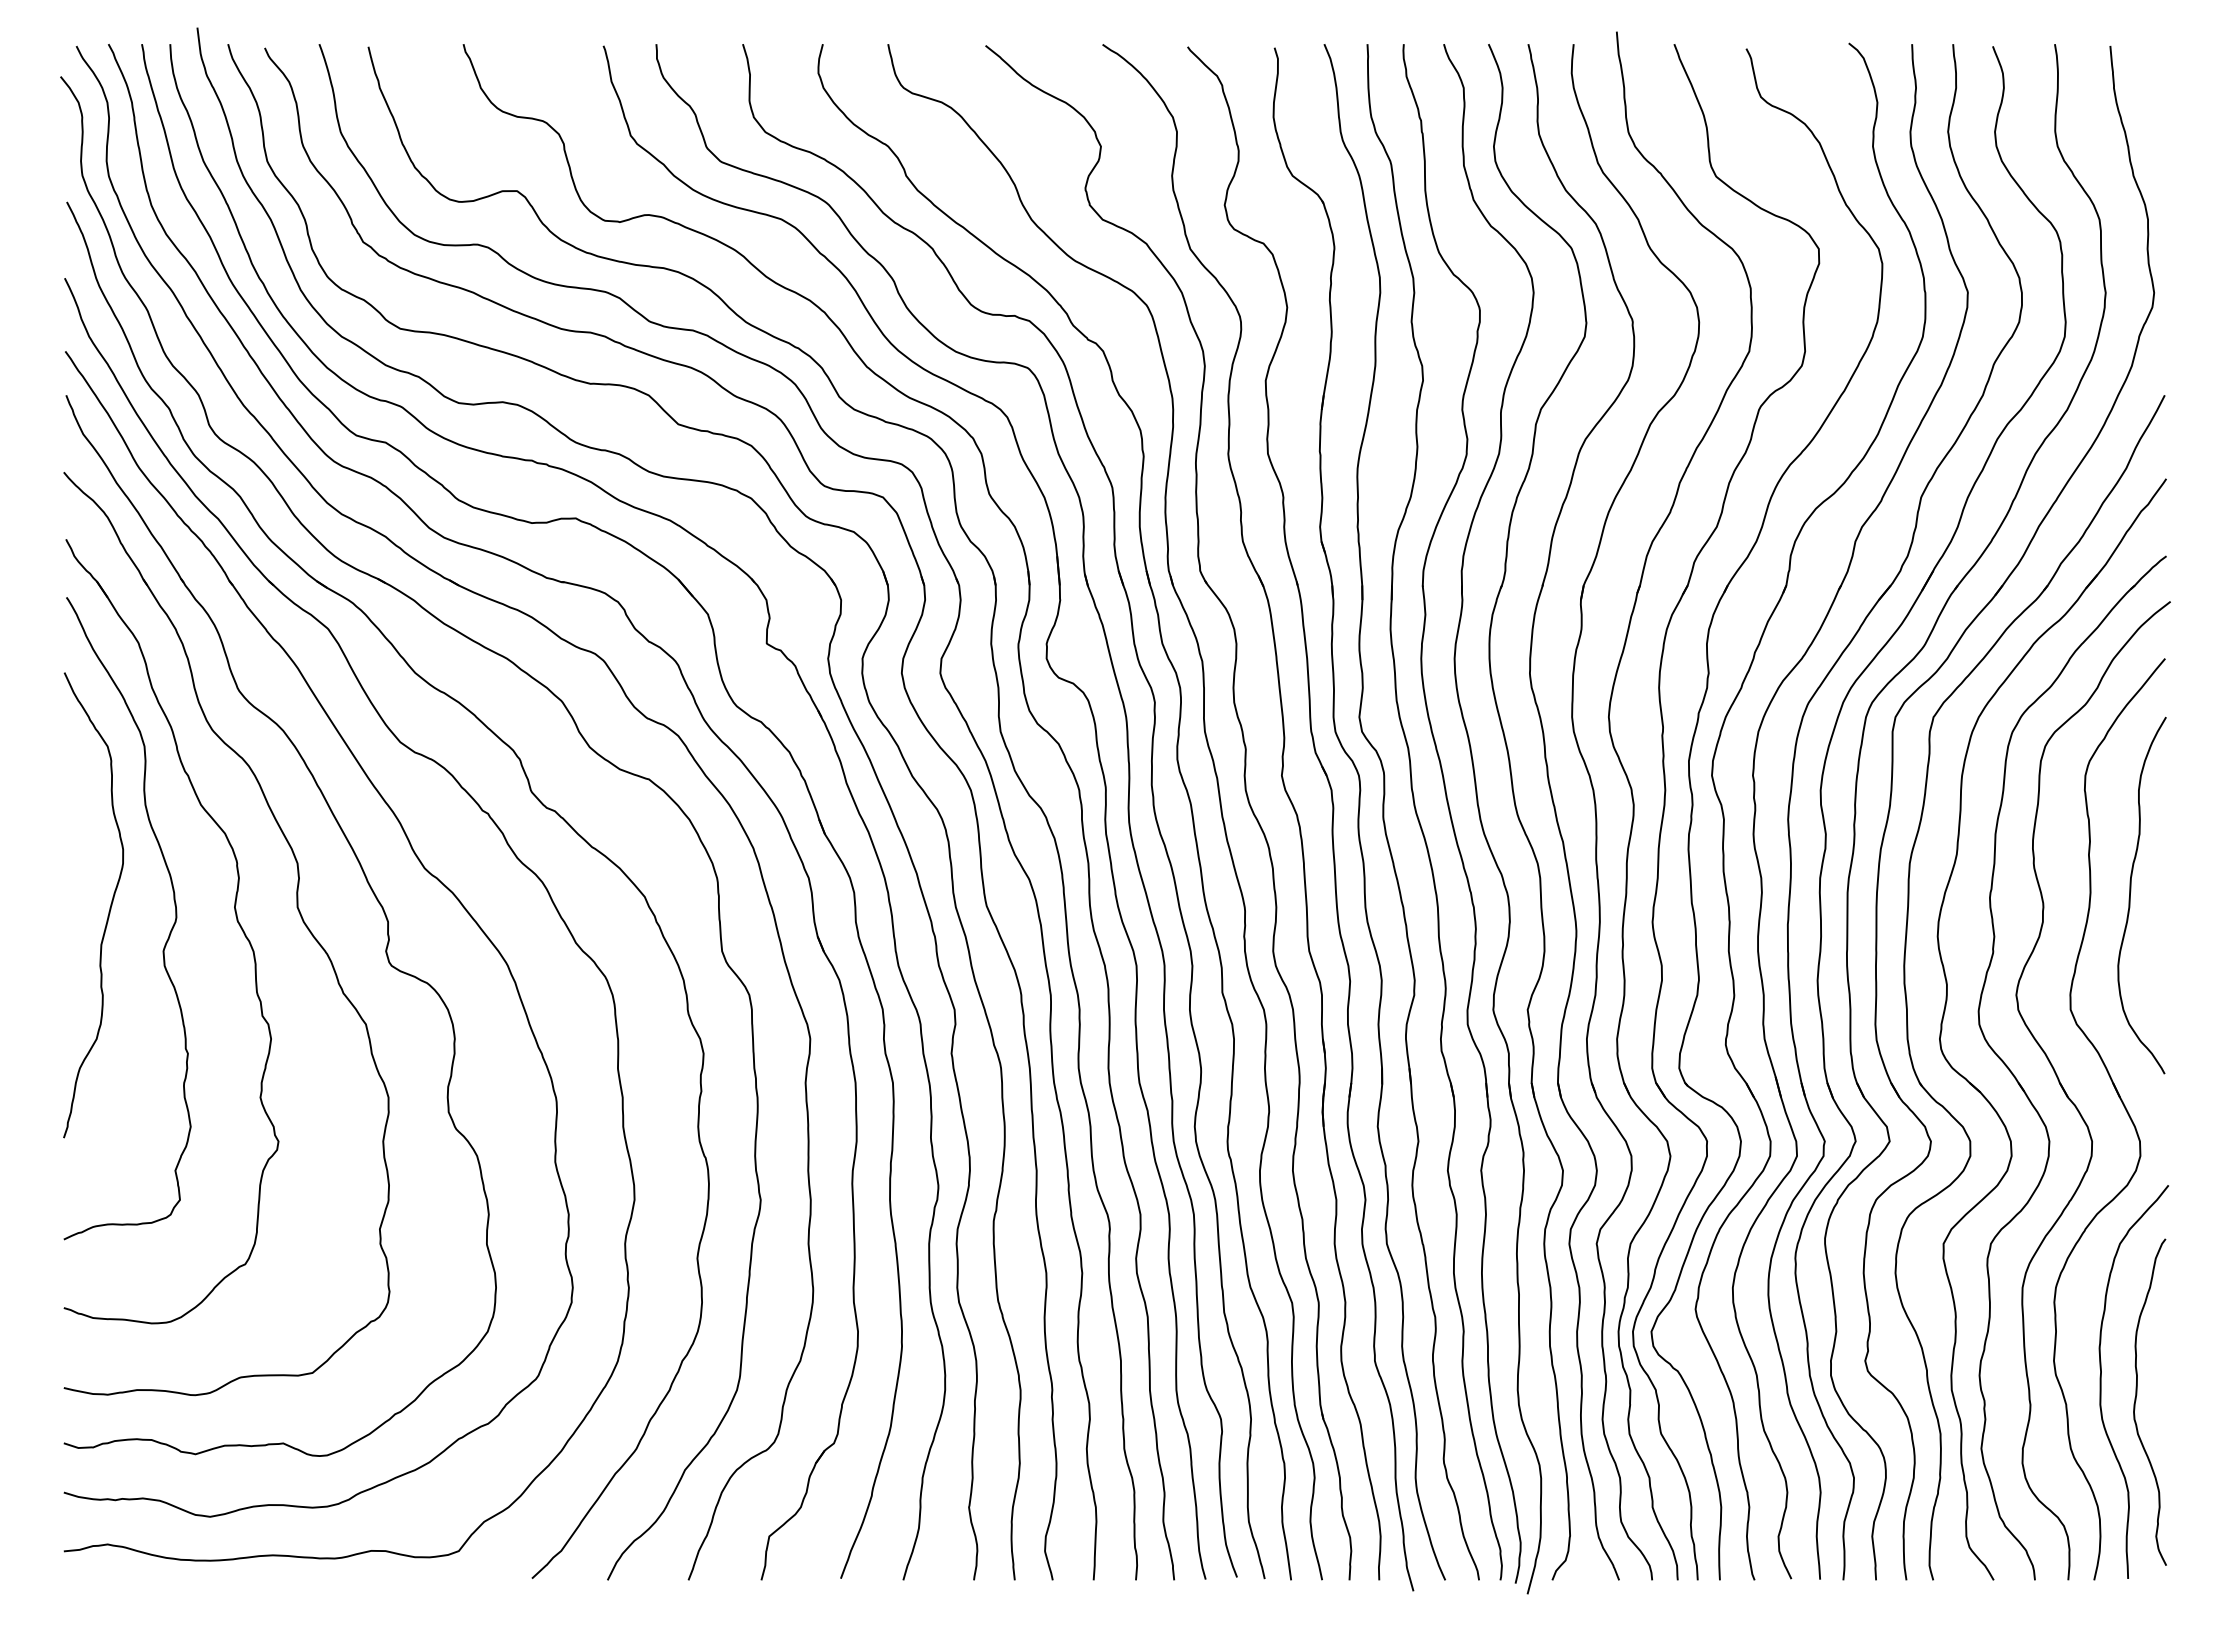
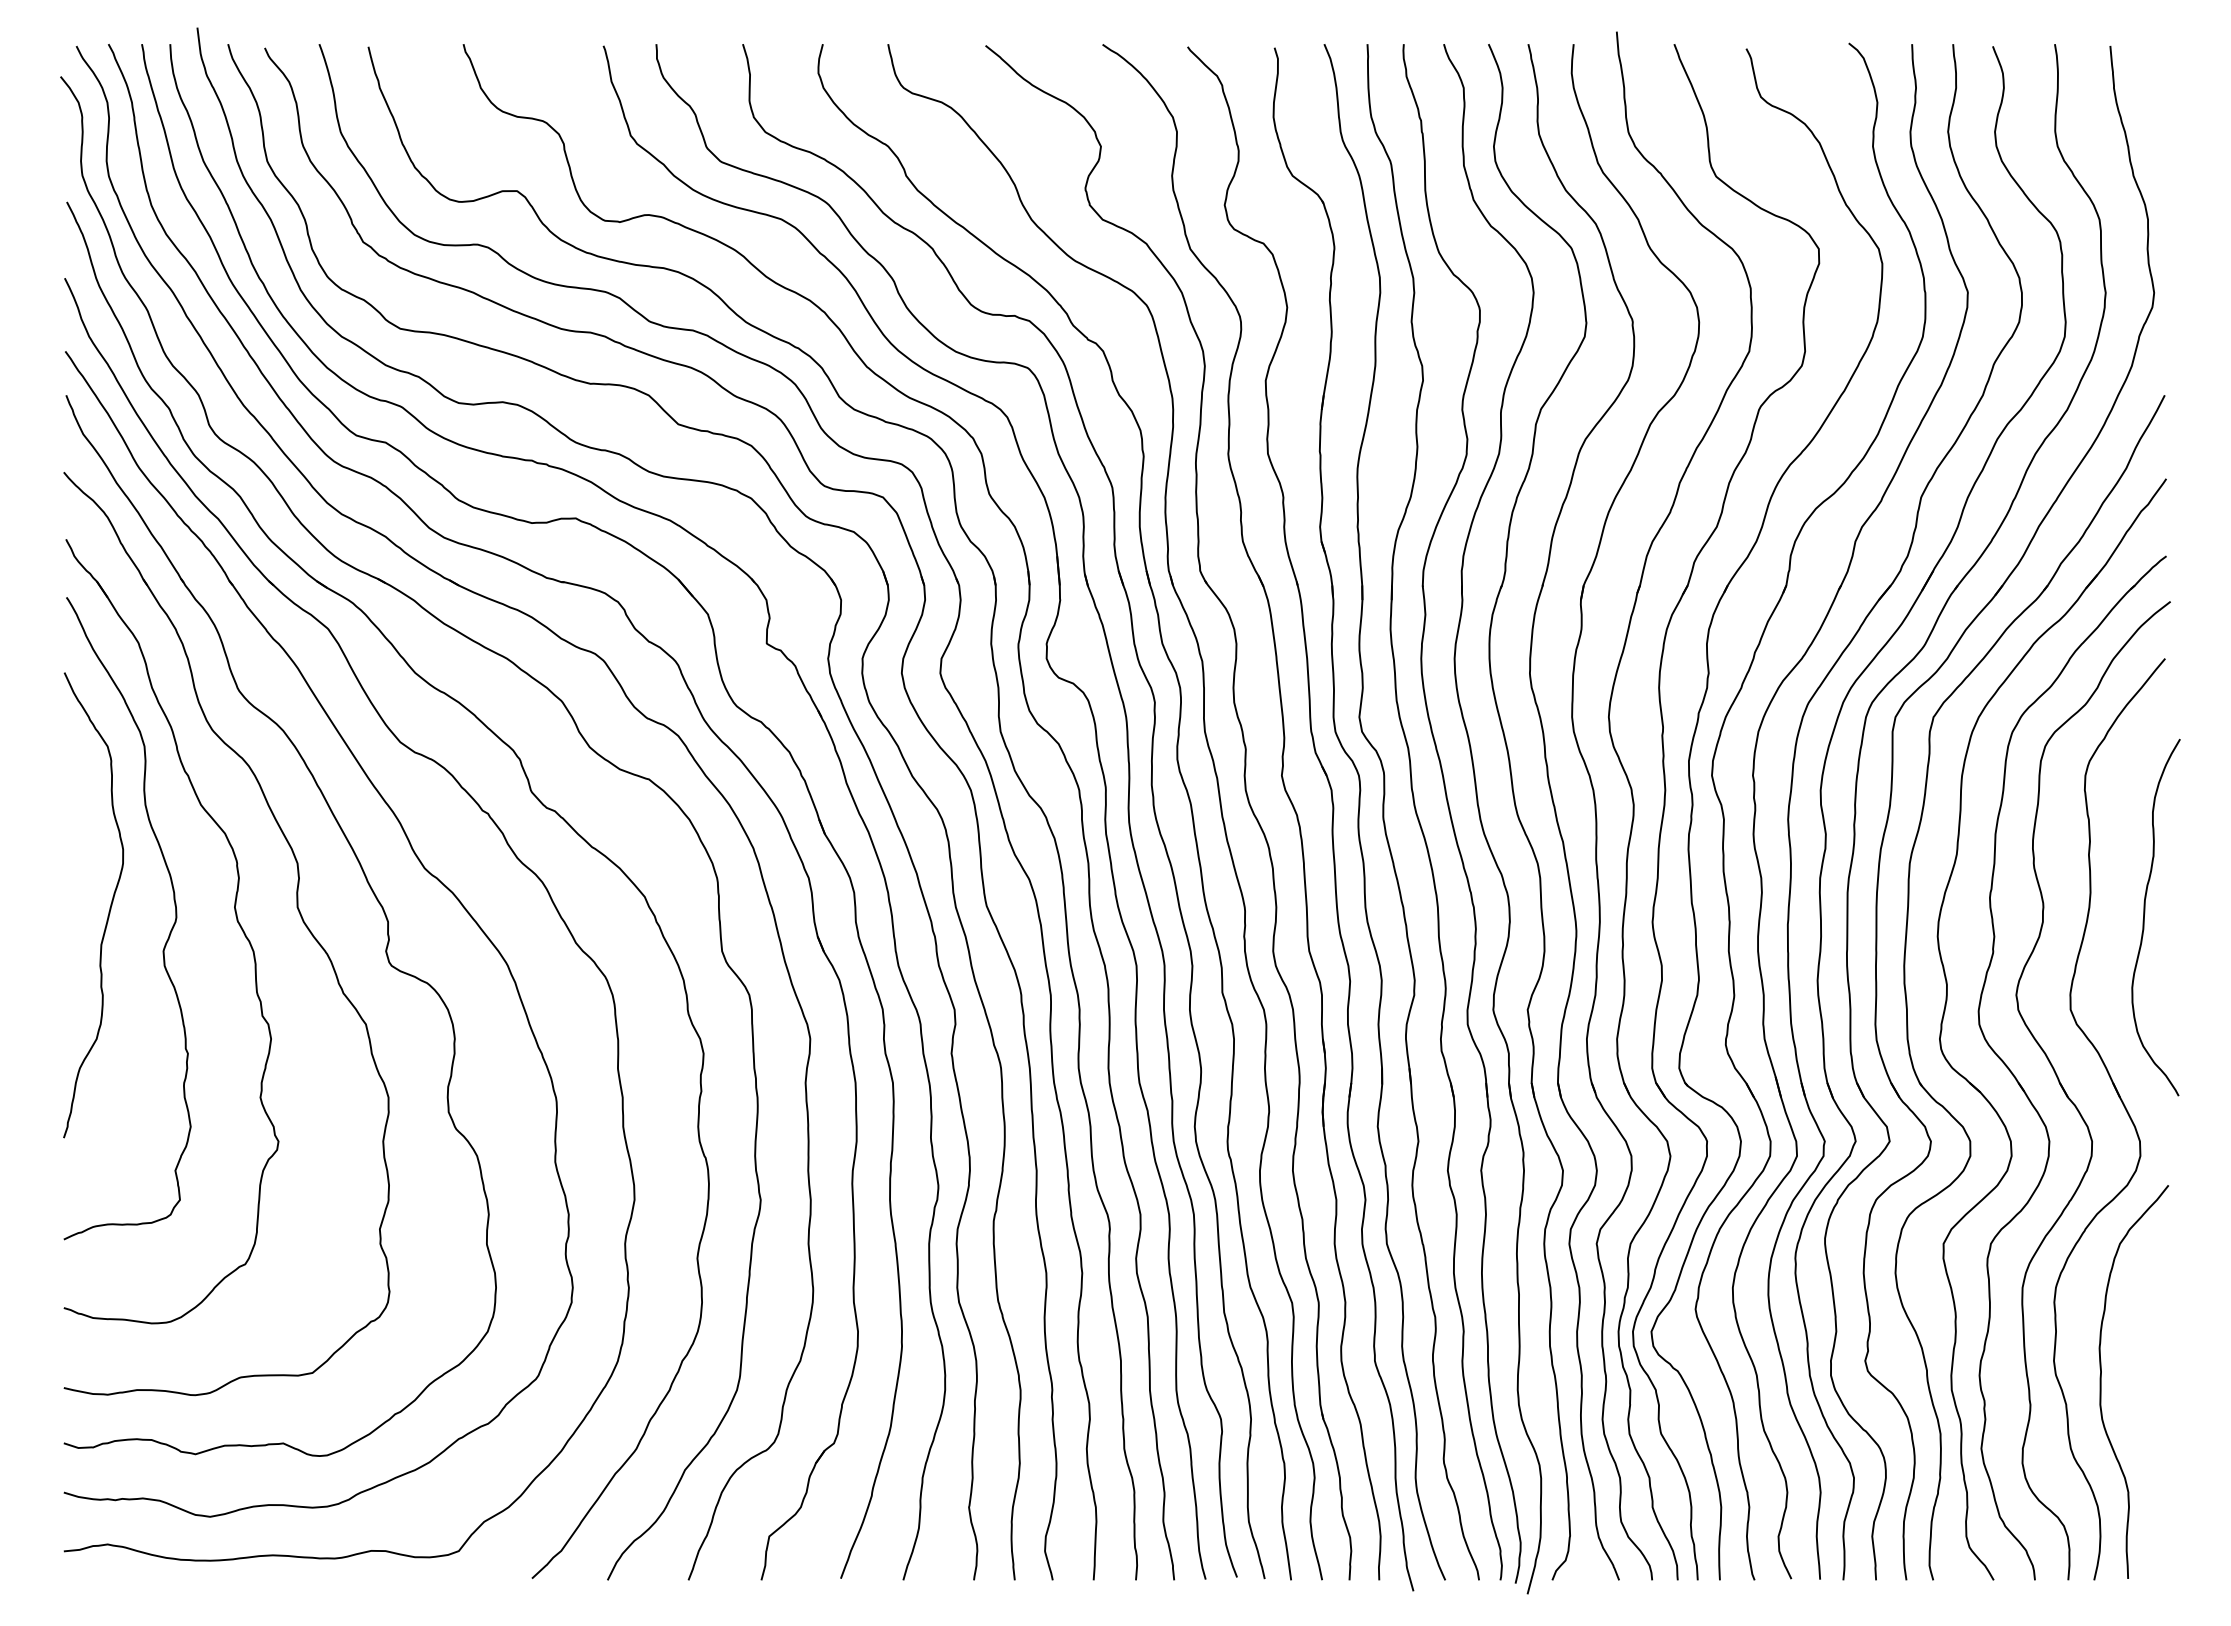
curve position: (2131, 891) -> (2145, 913) (2145, 913)
curve: present -> none (2136, 1401)
